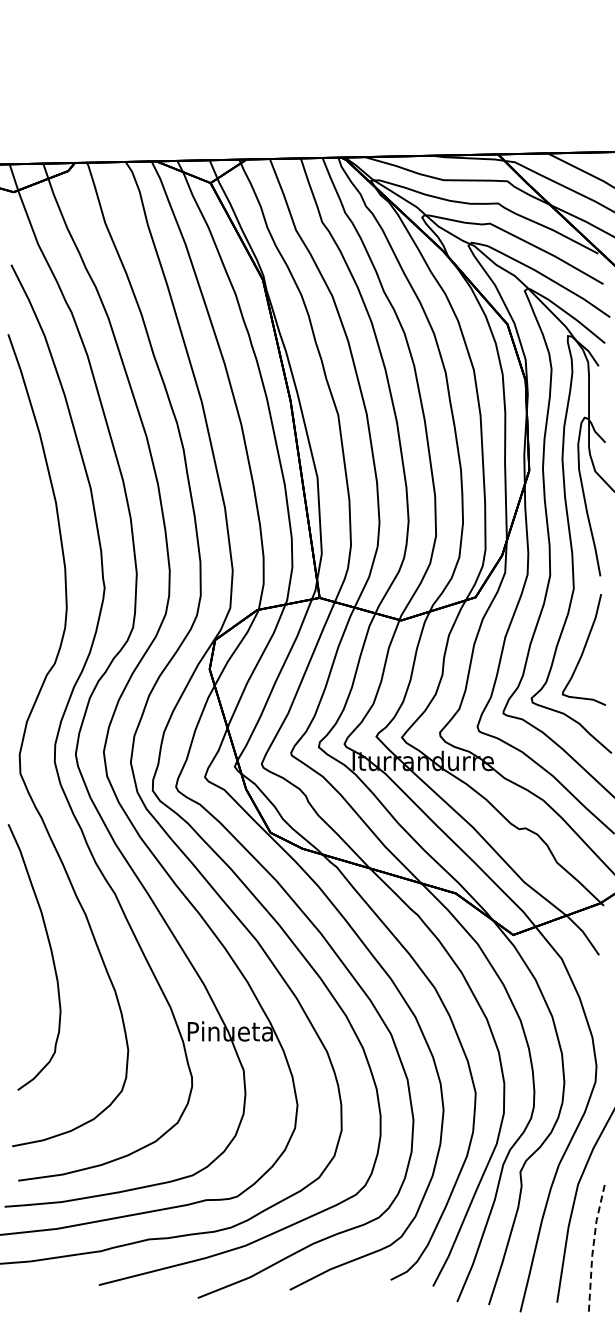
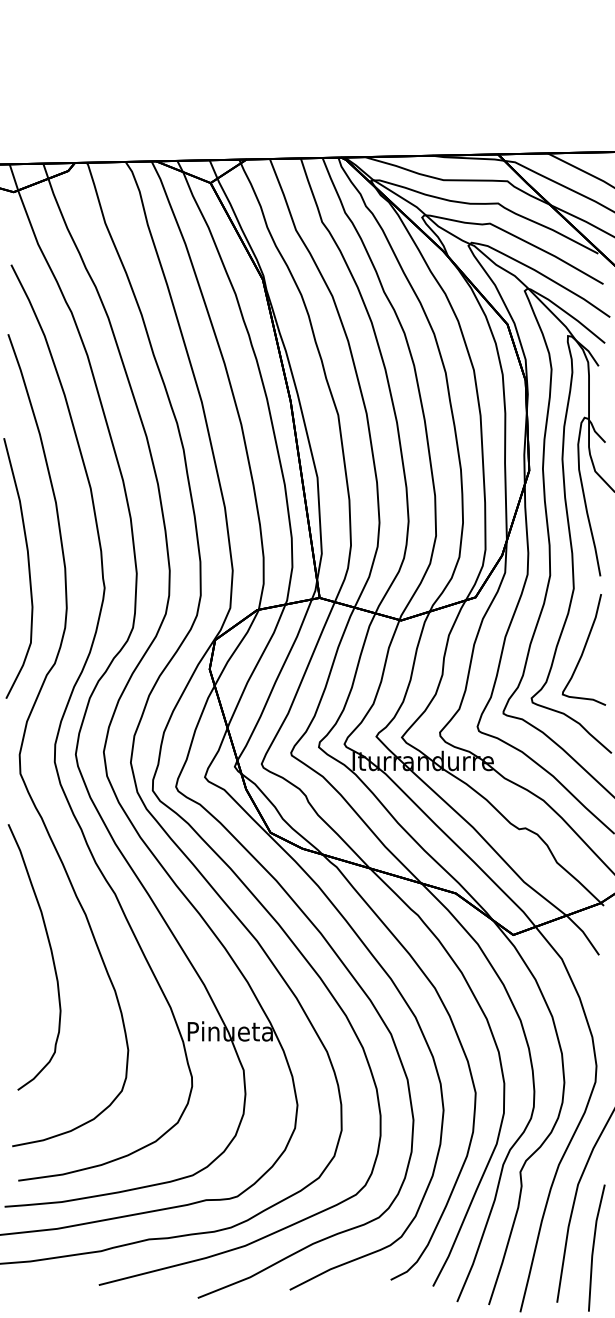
curve: none -> present (28, 568)
line: dashed -> solid (593, 1247)
